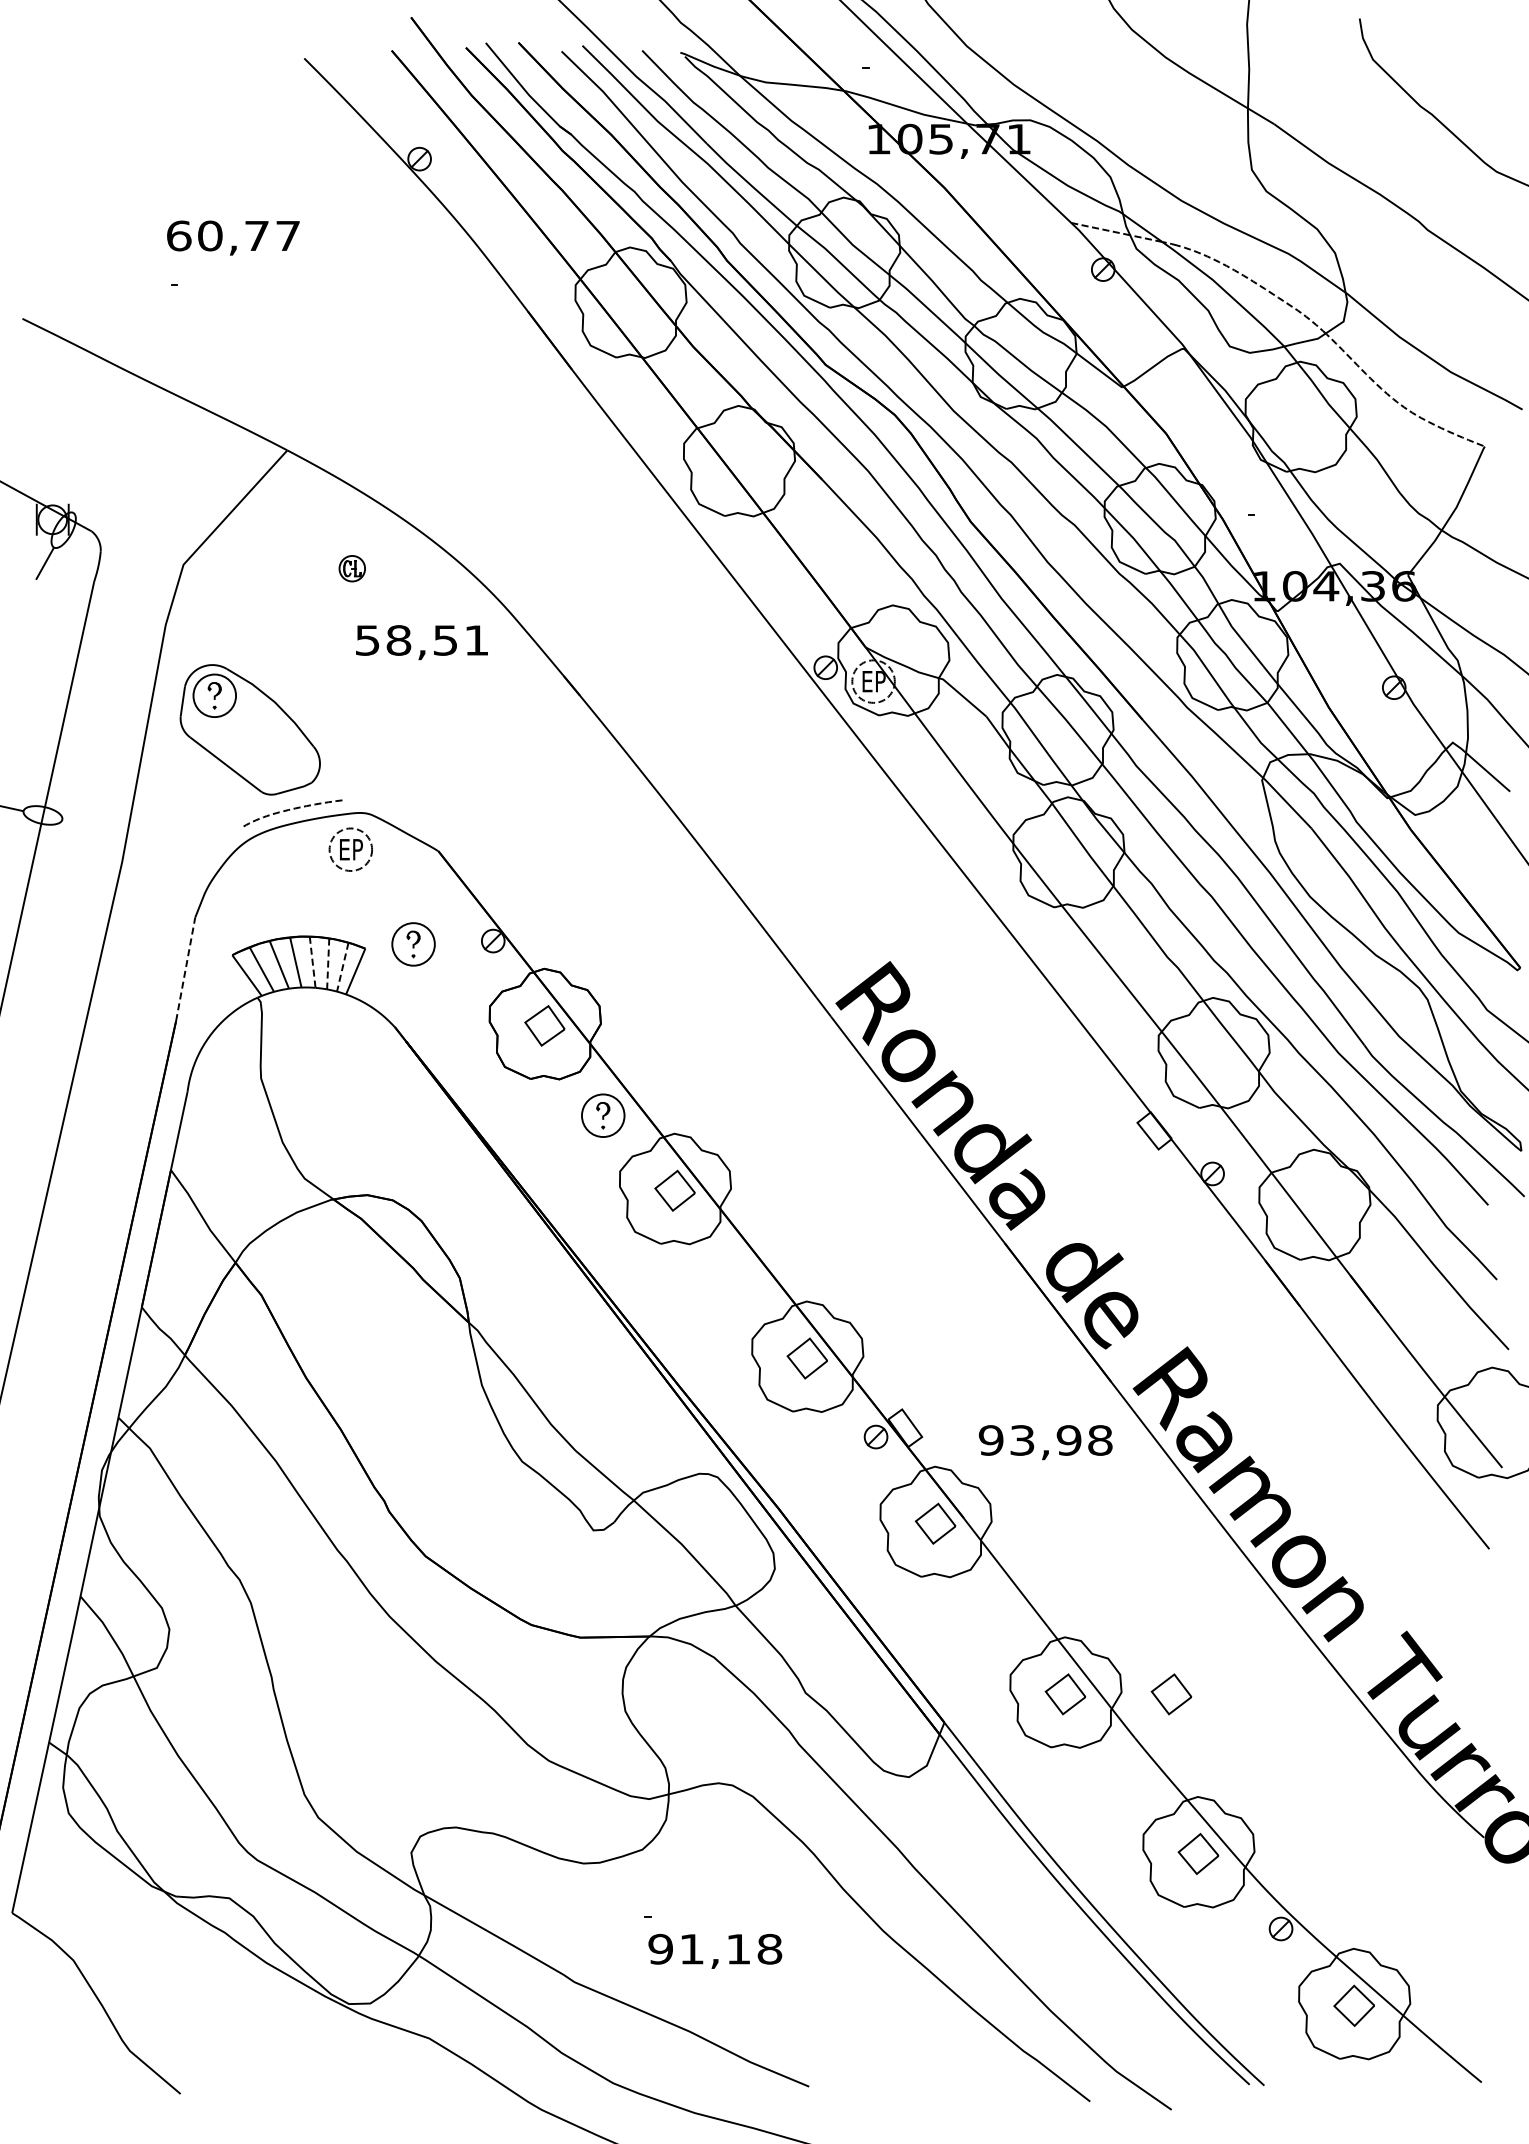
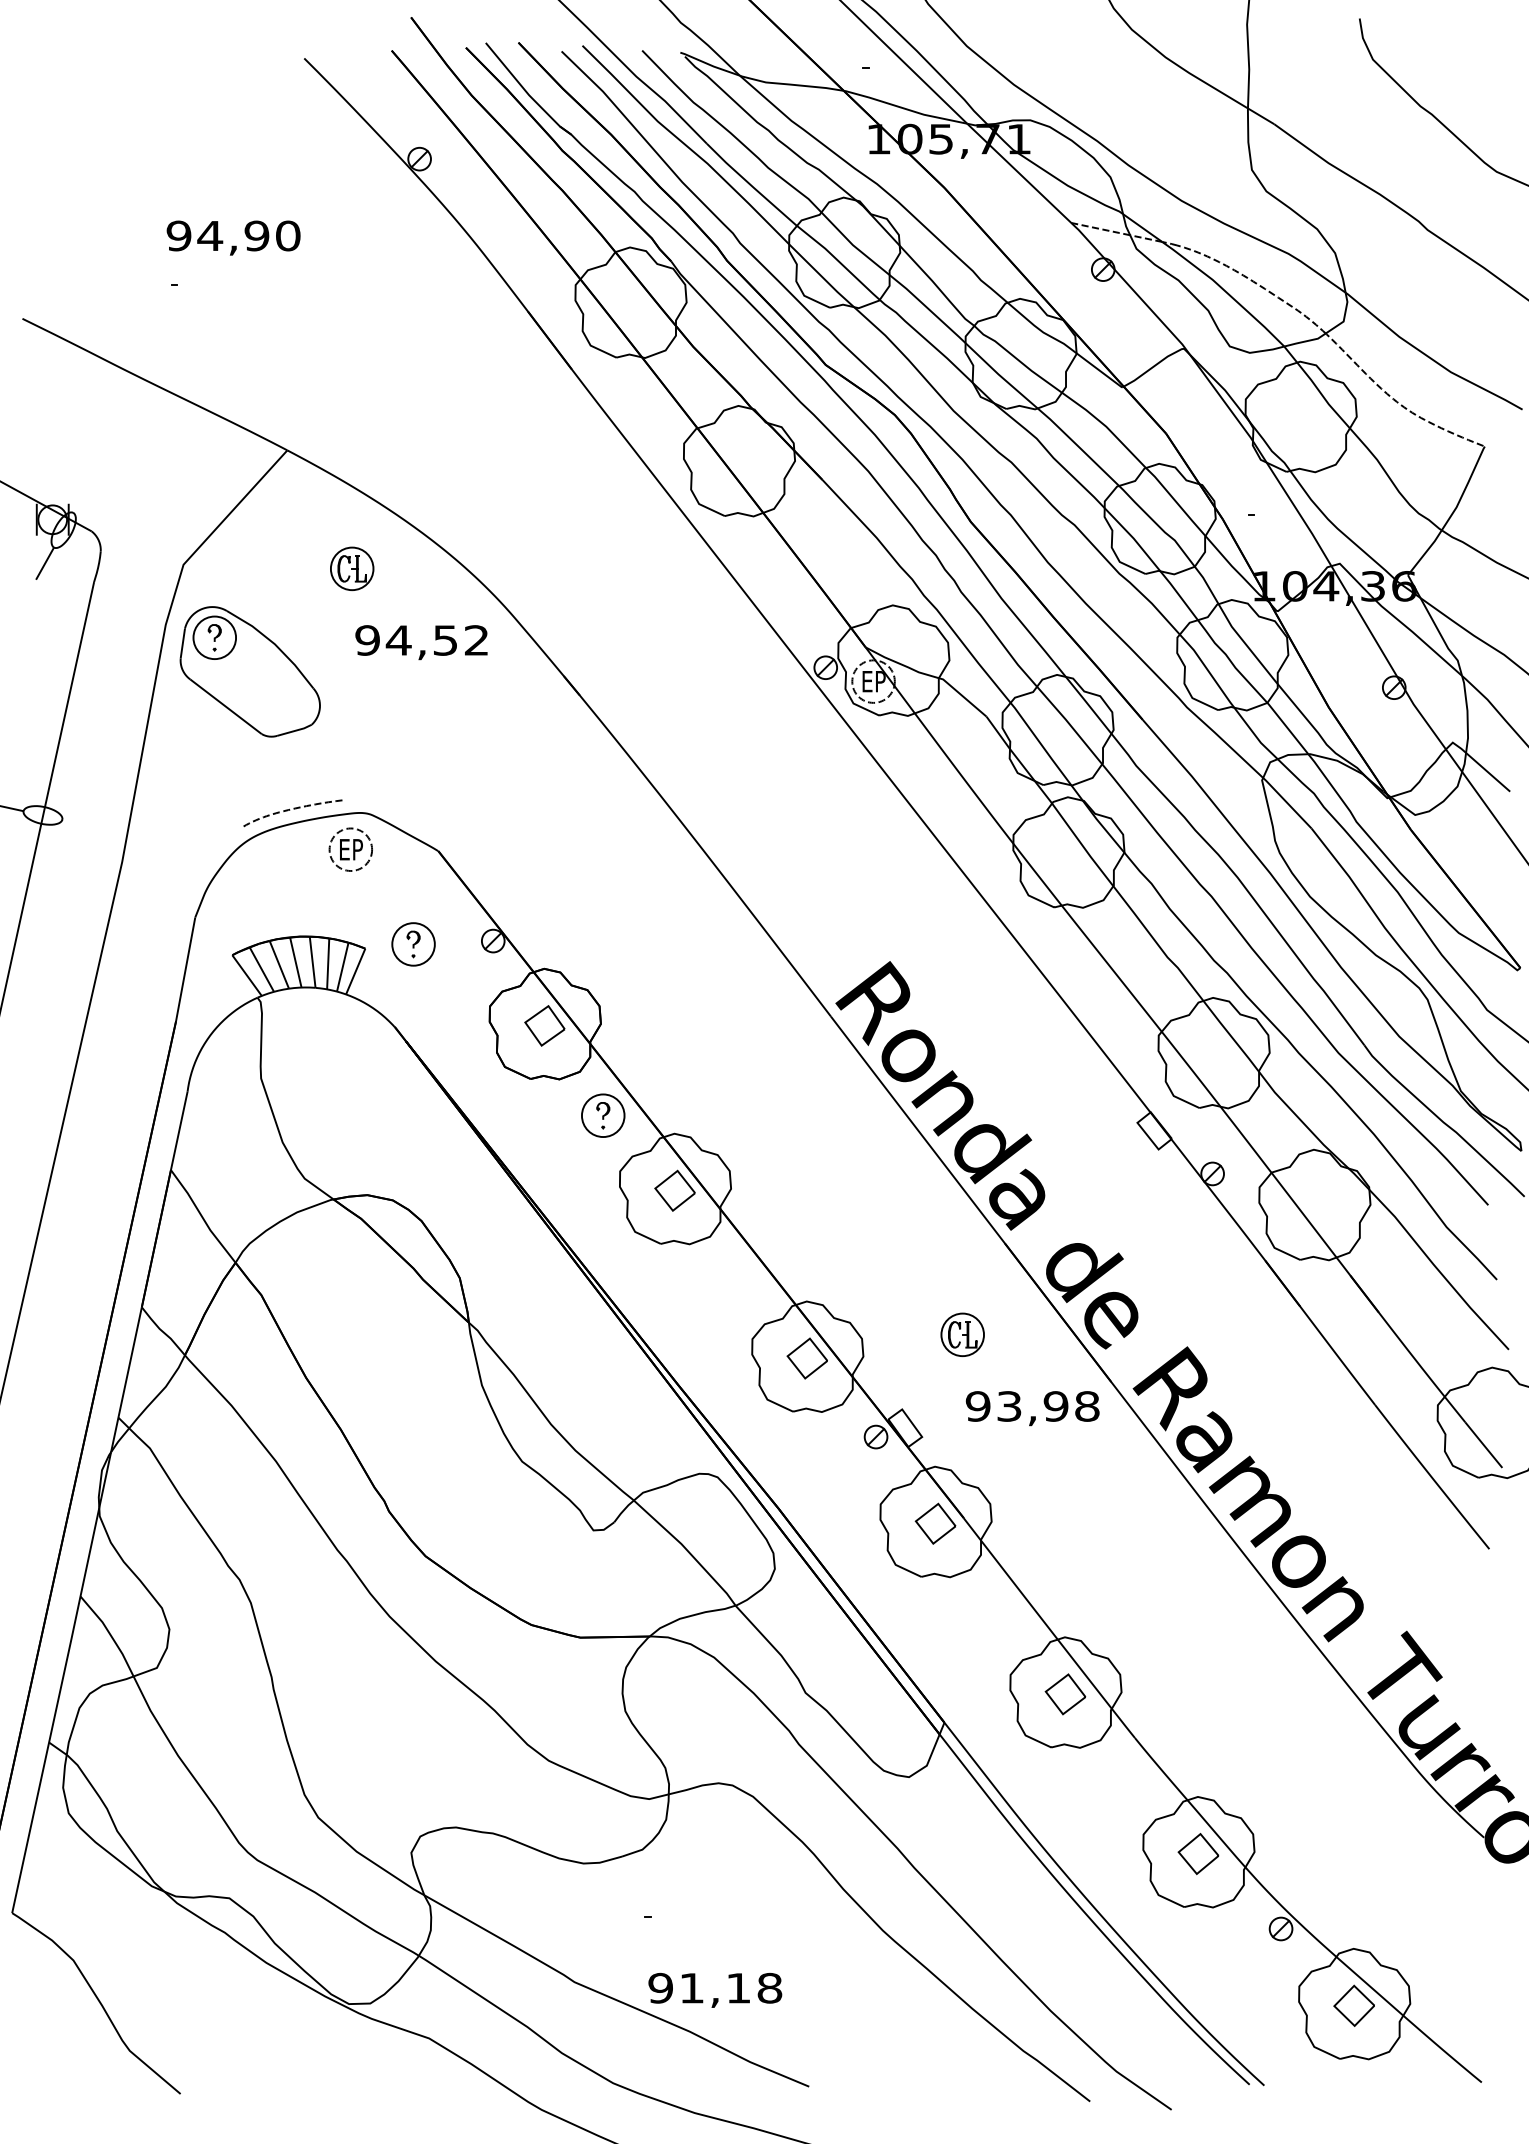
text: 60,77 -> 94,90 (233, 235)
part size: 28x28 px -> 45x45 px (352, 568)
text: 58,51 -> 94,52 (421, 640)
part position: (249, 729) -> (249, 671) (249, 671)
line: dashed -> solid (312, 962)
line: dashed -> solid (328, 964)
line: dashed -> solid (342, 967)
line: dashed -> solid (185, 969)
part: none -> present (962, 1334)
text position: (1045, 1442) -> (1032, 1408) (1032, 1408)
part: present -> none (1171, 1694)
text position: (715, 1950) -> (715, 1989) (715, 1989)
